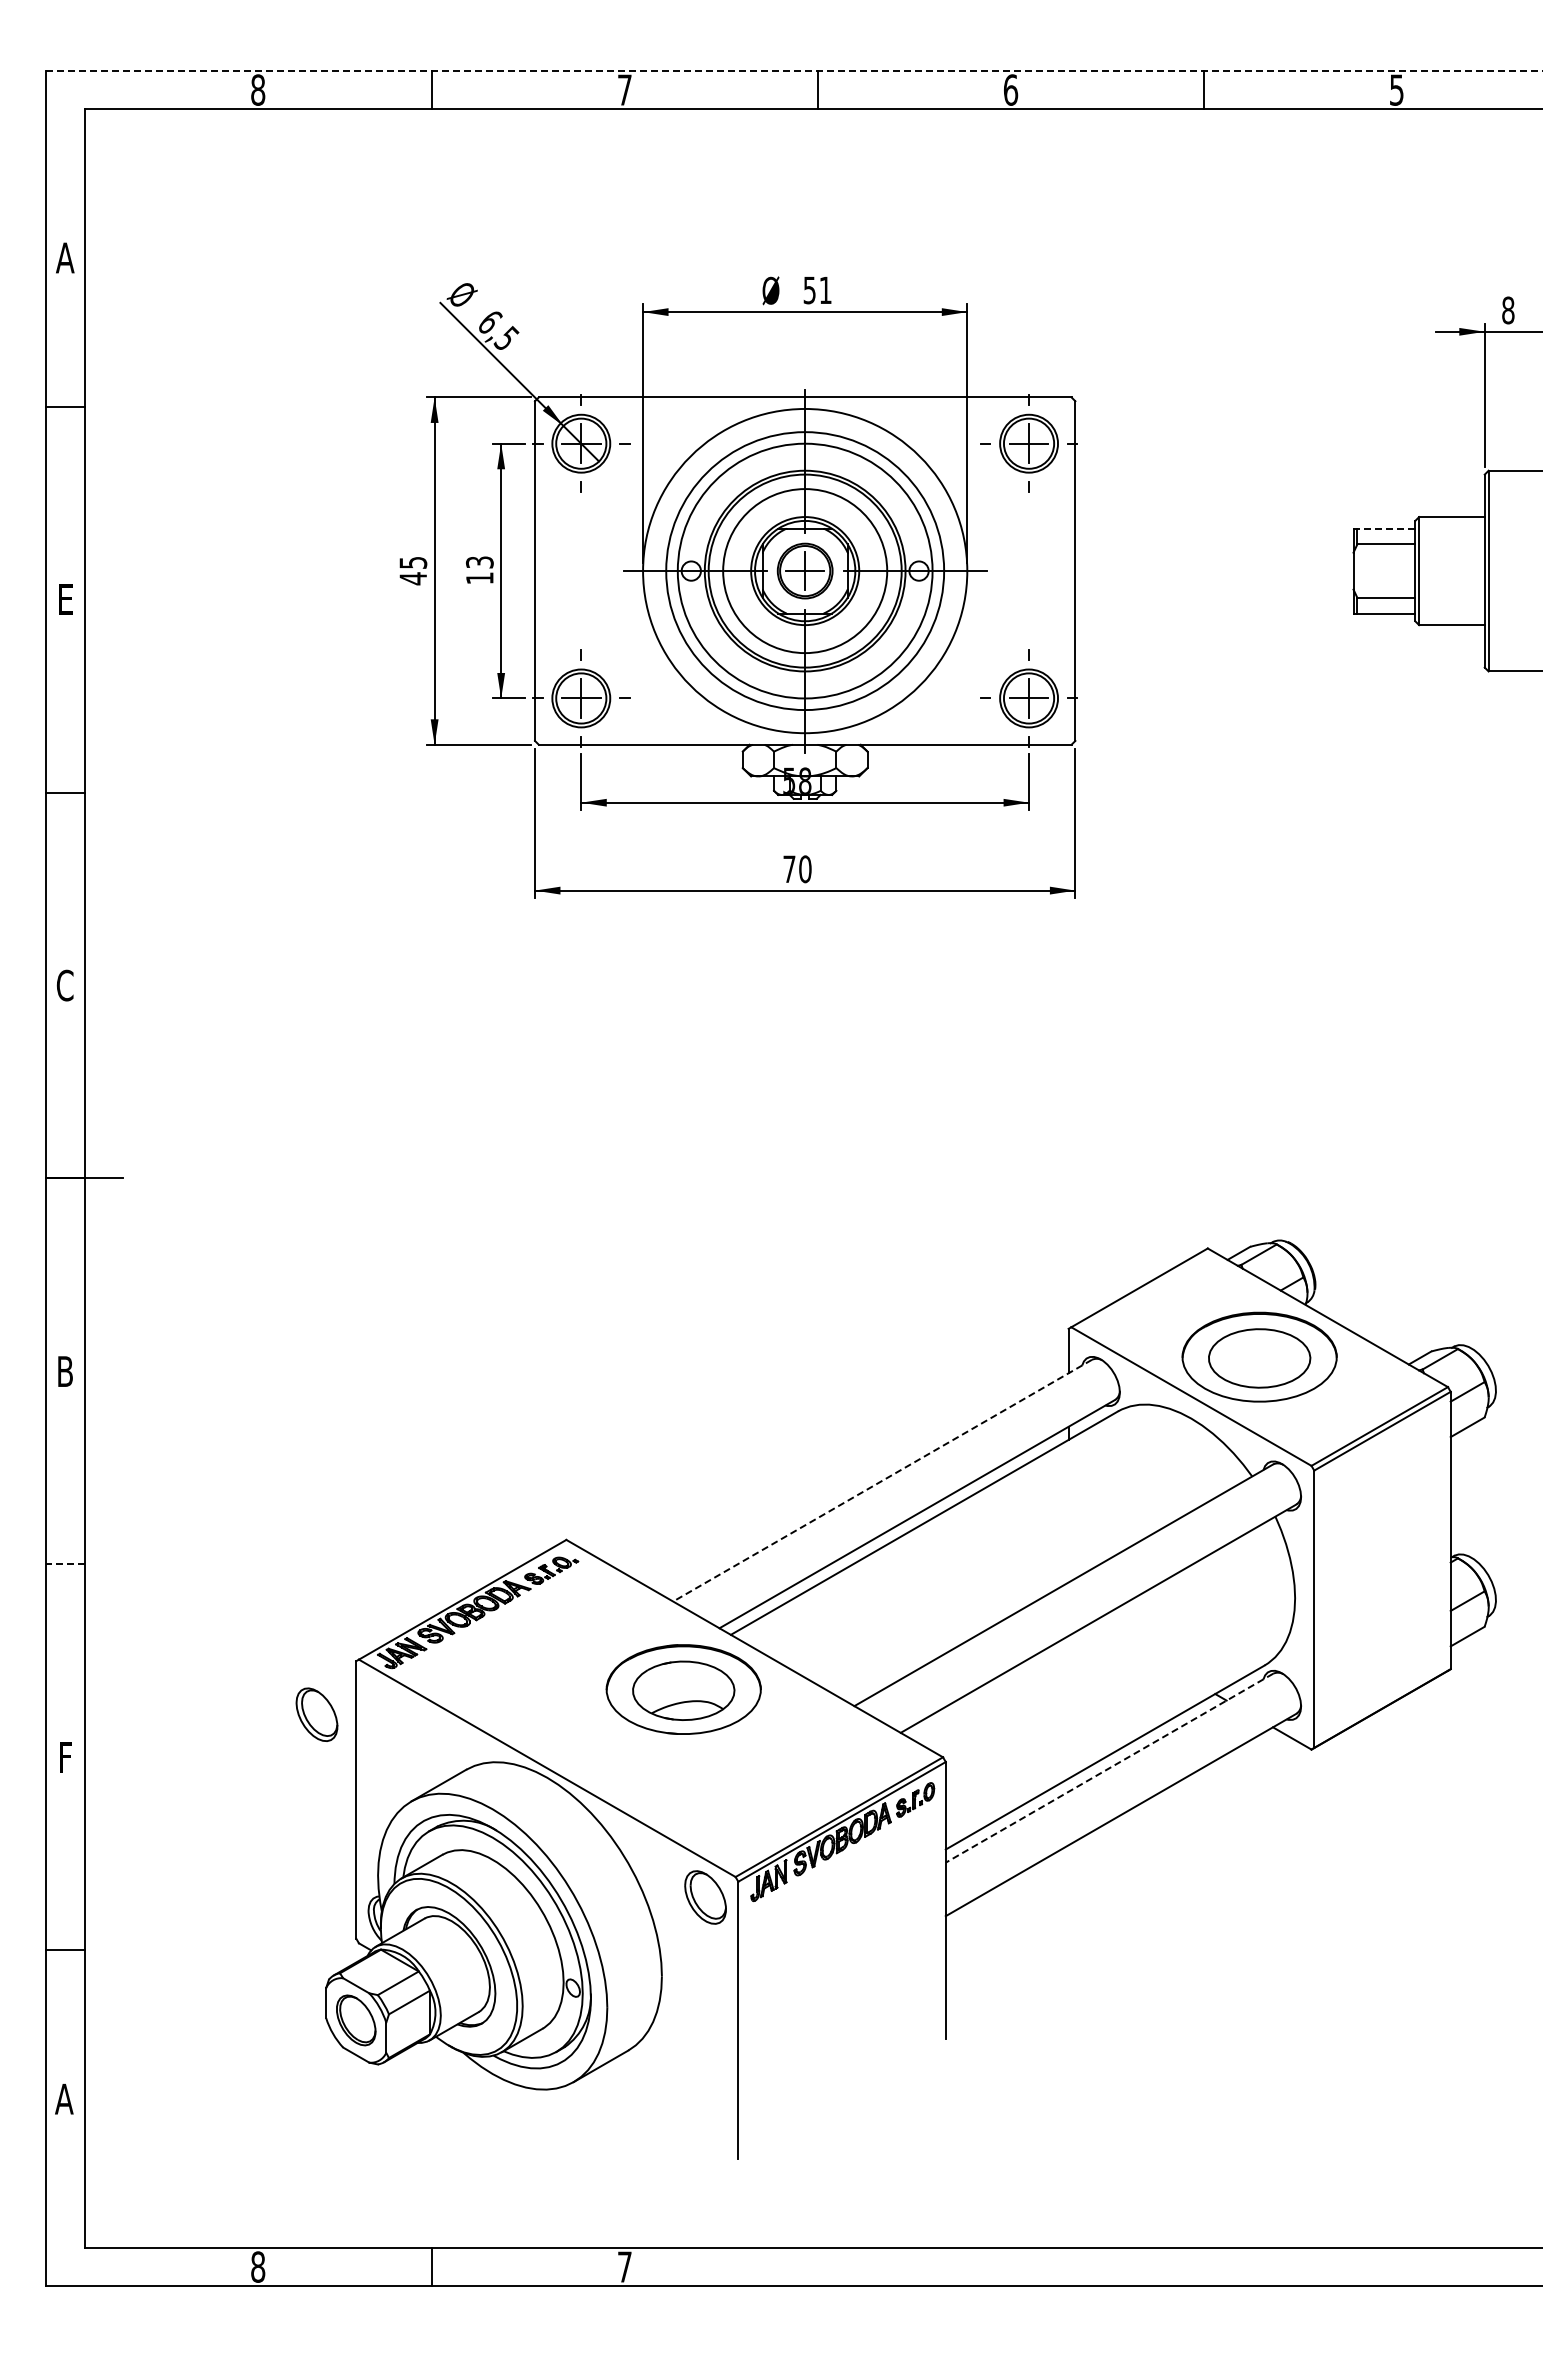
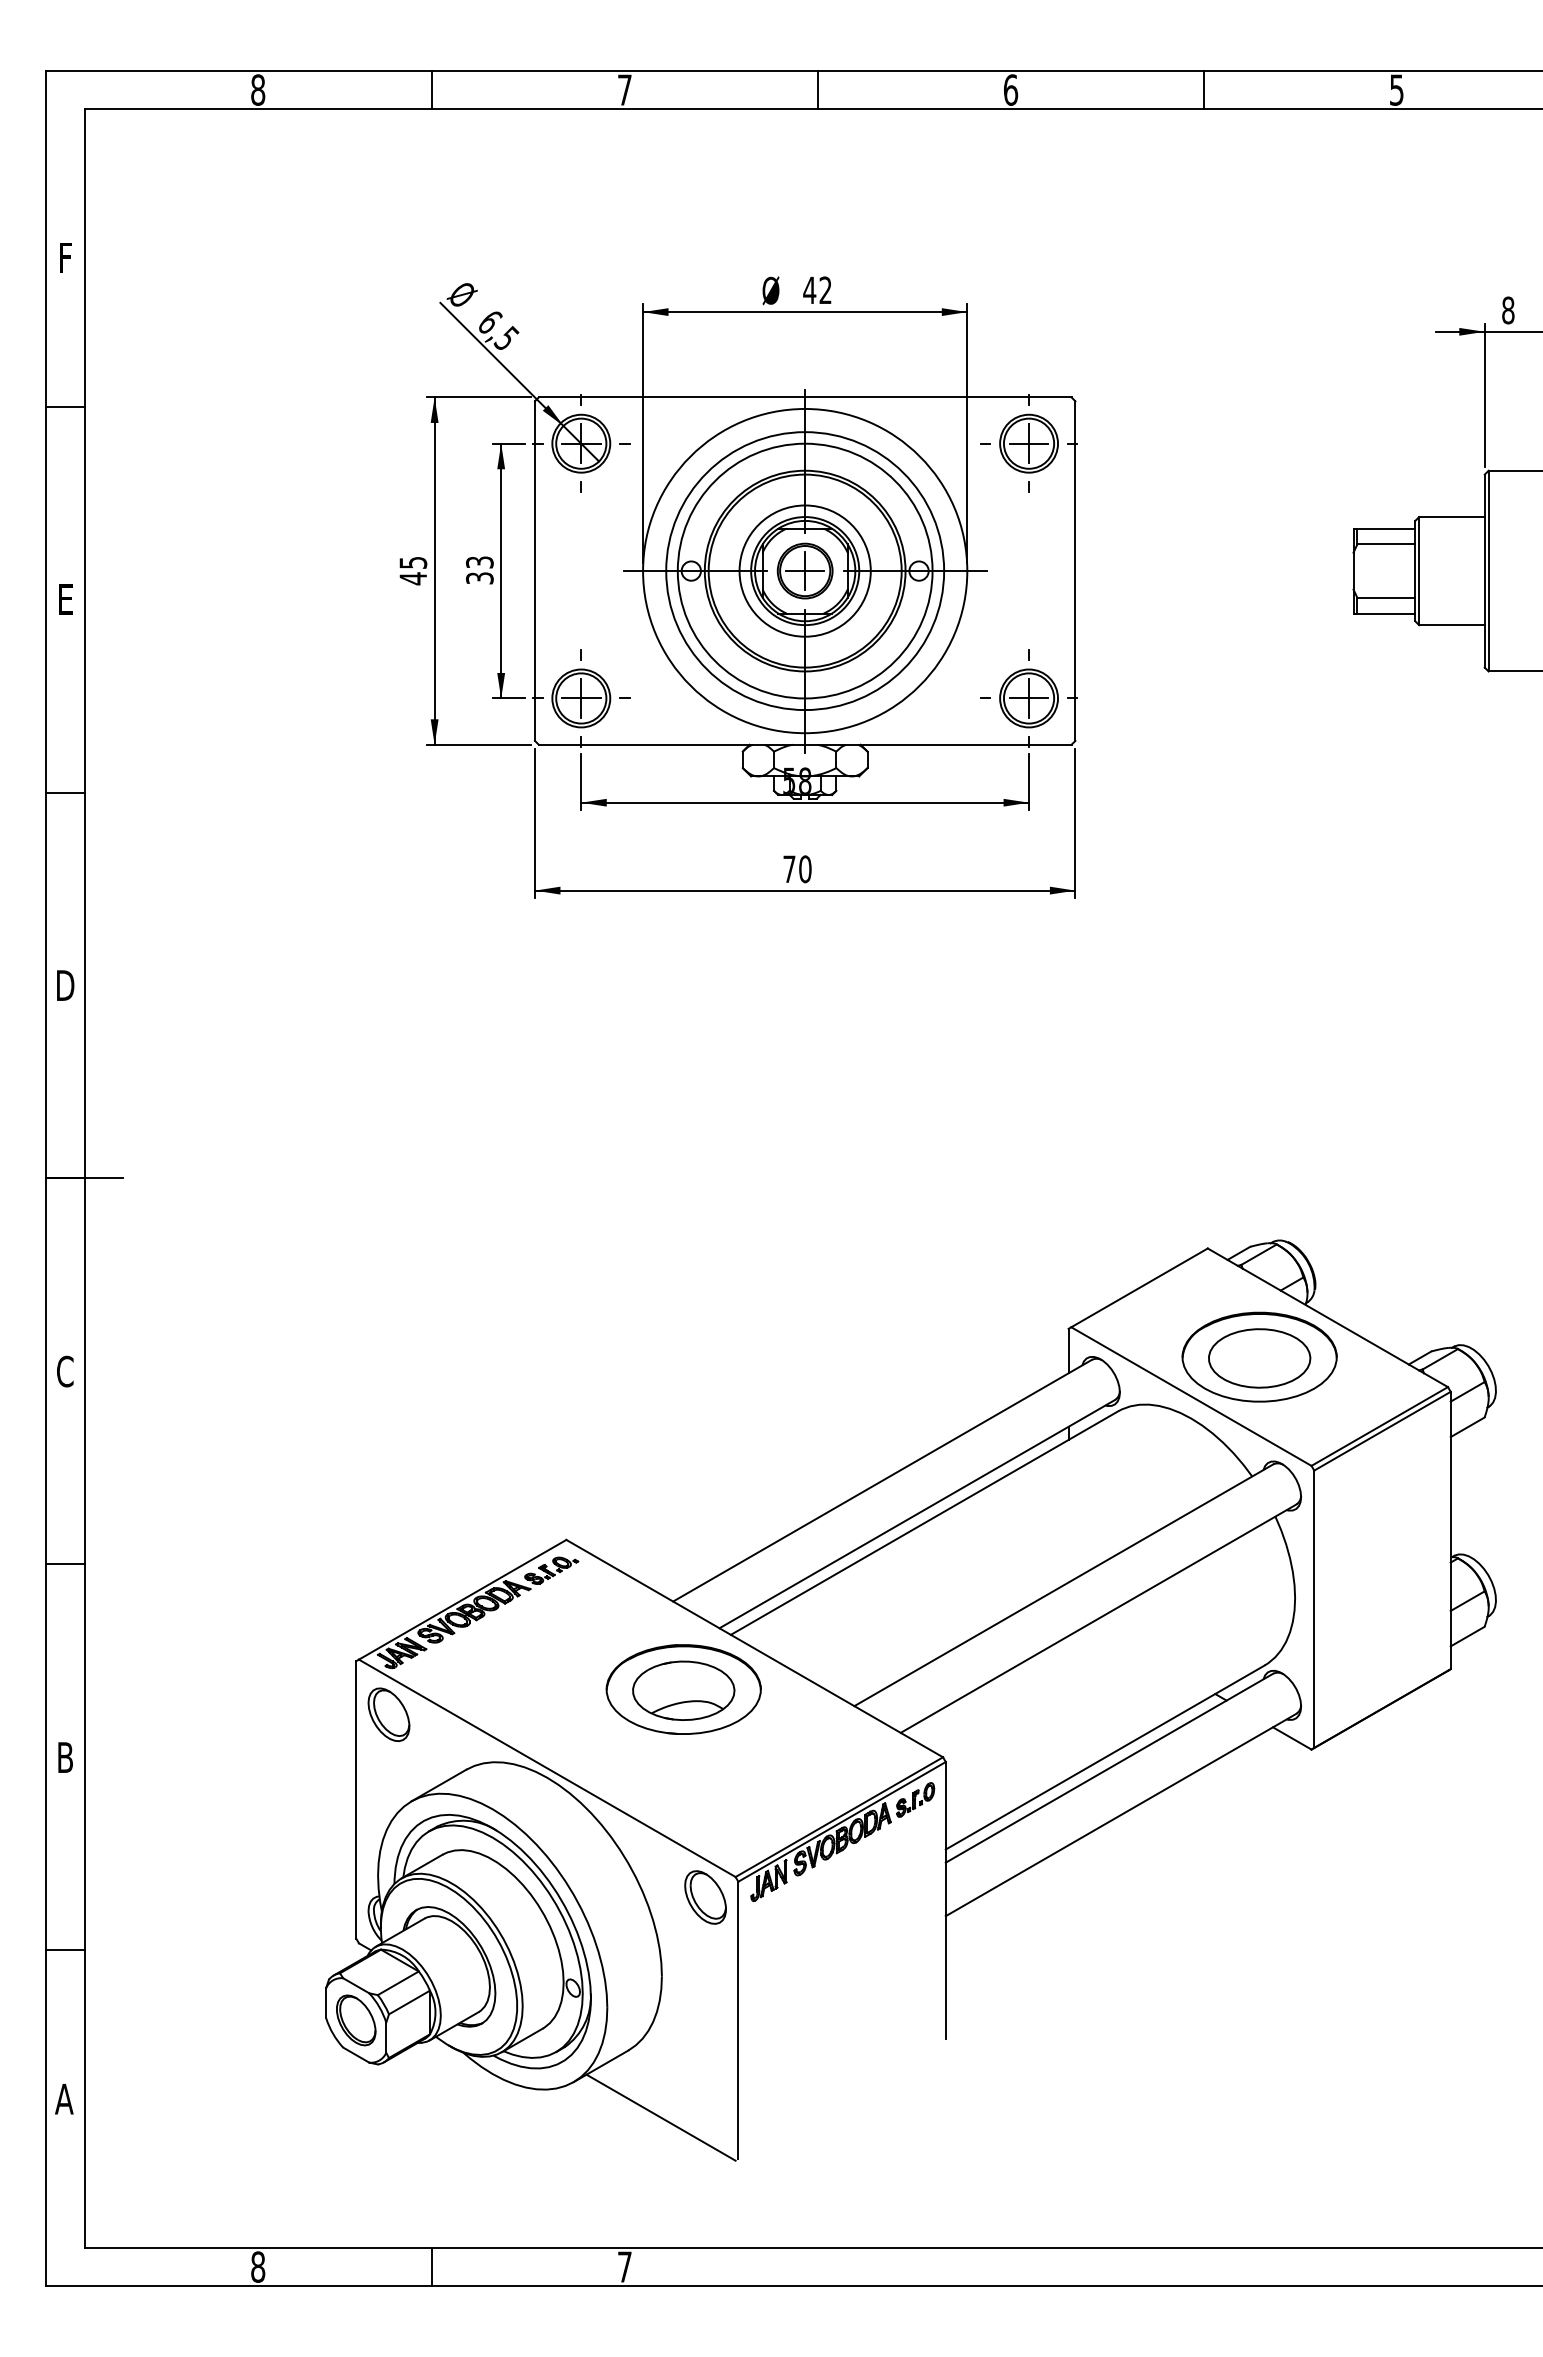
line: dashed -> solid (794, 70)
text: A -> F (65, 257)
text: 51 -> 42 (817, 290)
line: dashed -> solid (1386, 528)
circle diameter: 164 px -> 131 px (804, 570)
text: 13 -> 33 (479, 578)
text: C -> D (65, 985)
text: B -> C (65, 1371)
line: dashed -> solid (882, 1480)
line: dashed -> solid (65, 1564)
part position: (316, 1714) -> (388, 1714) (388, 1714)
text: F -> B (65, 1757)
line: dashed -> solid (1109, 1768)
line: none -> present (660, 2117)
